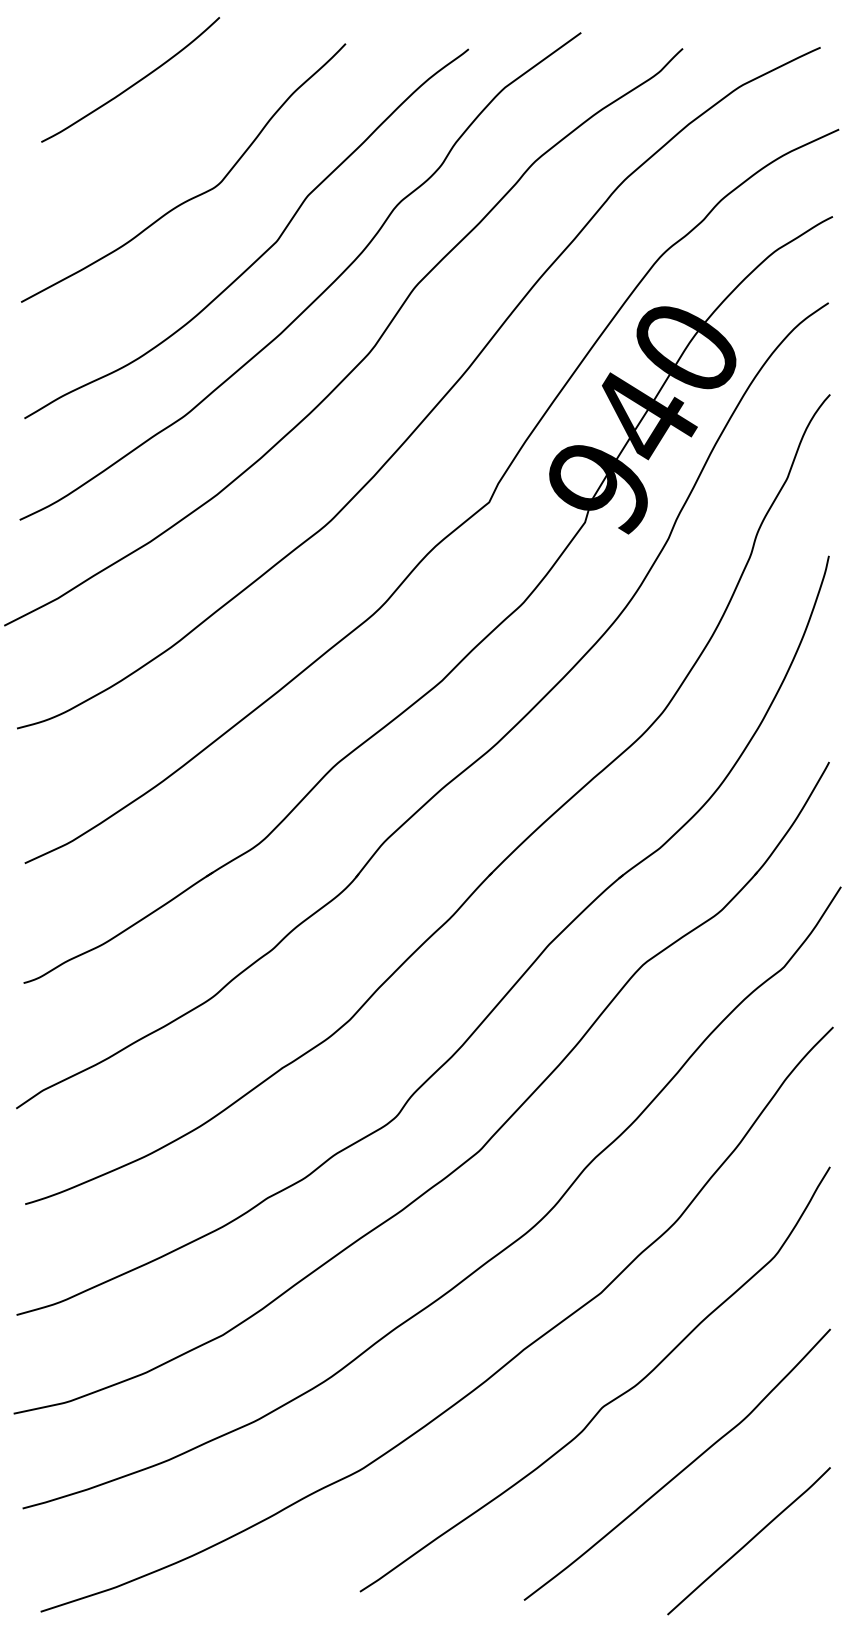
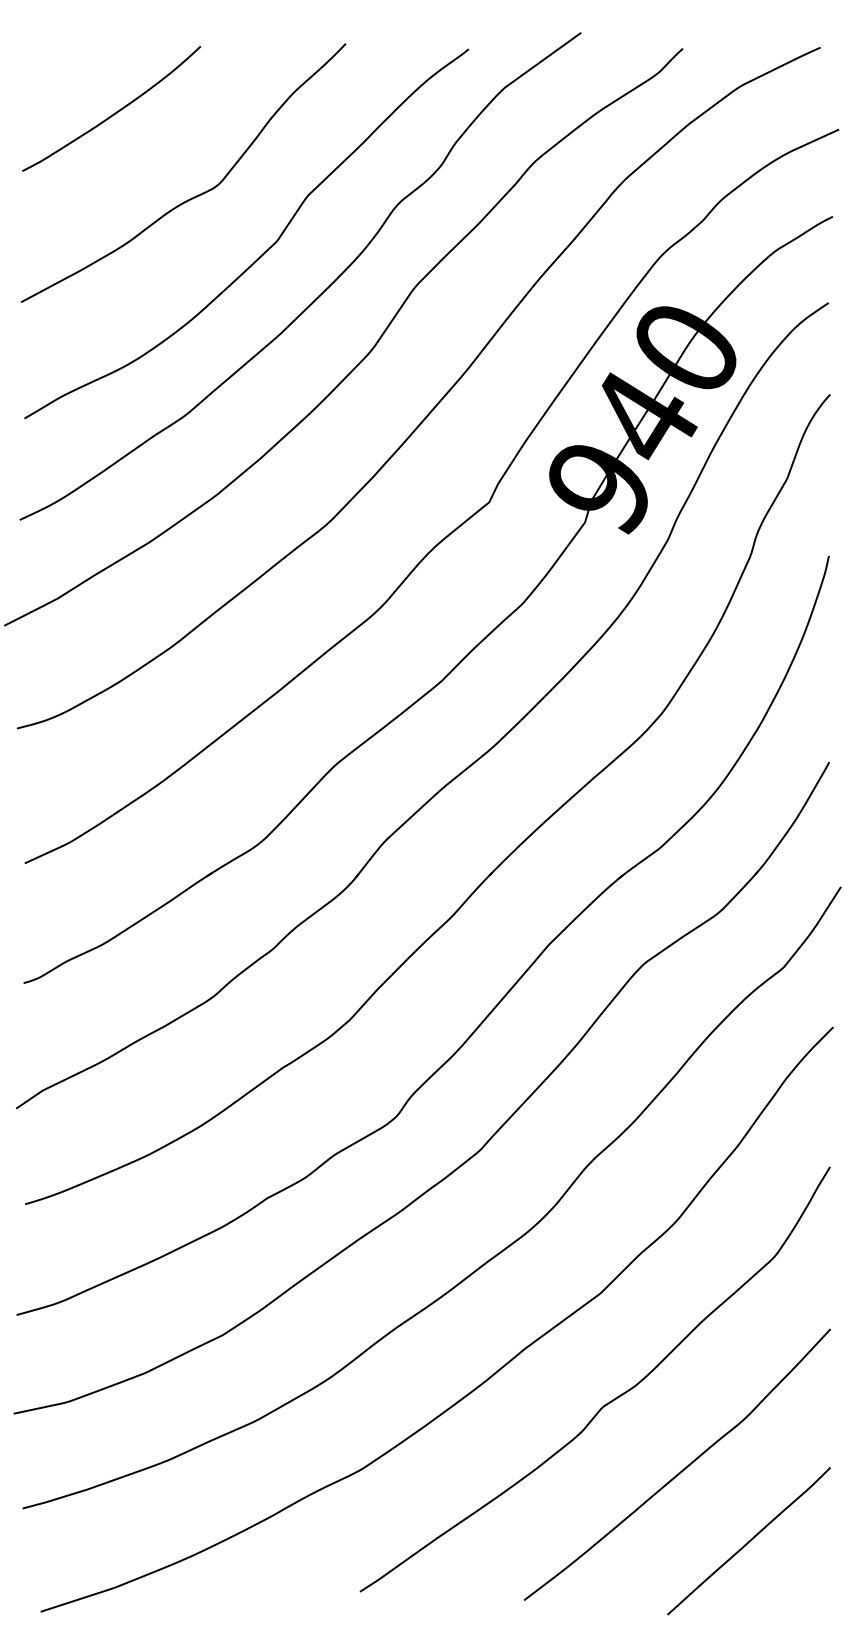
curve position: (132, 84) -> (113, 113) (113, 113)
